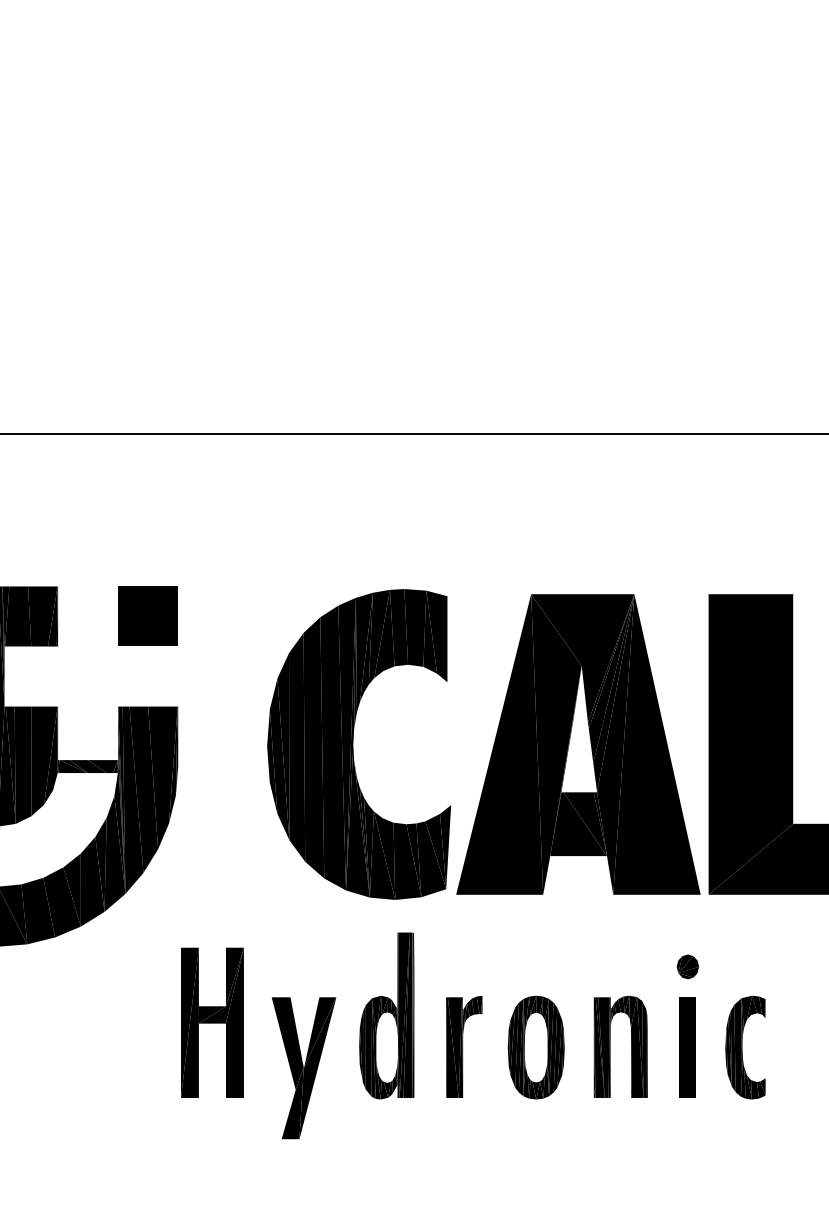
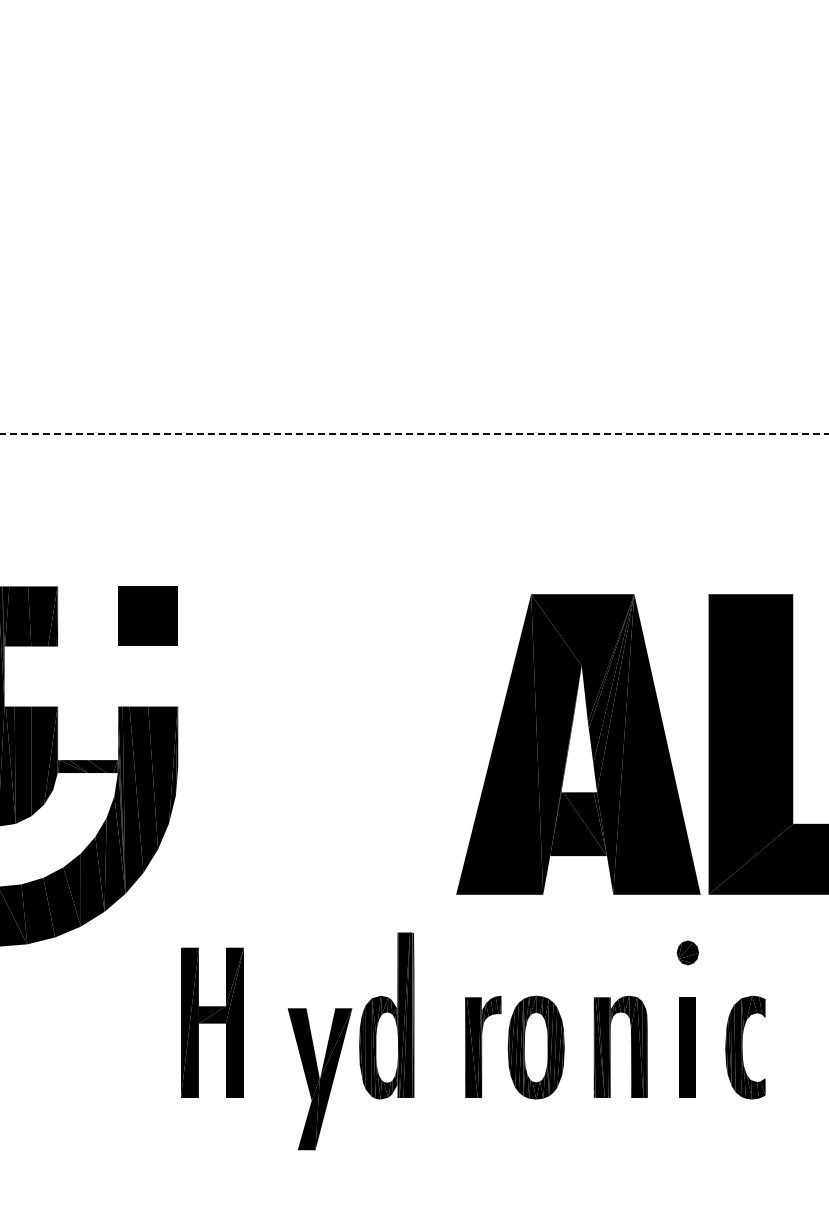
line: solid -> dashed (414, 433)
part: present -> none (359, 744)
part position: (687, 966) -> (687, 952) (687, 952)
part position: (464, 1046) -> (483, 1046) (483, 1046)
part position: (303, 1068) -> (319, 1079) (319, 1079)
